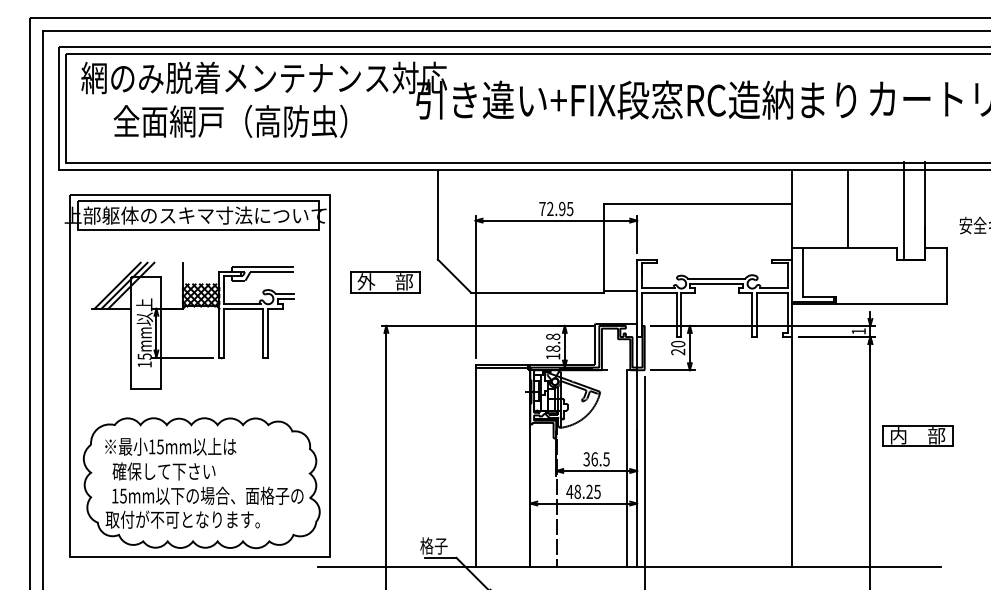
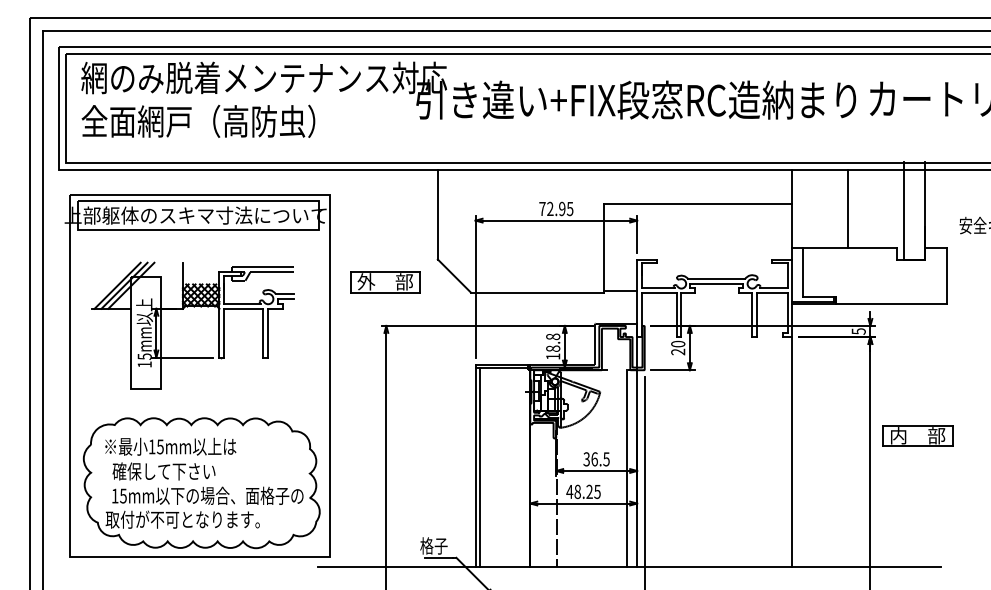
text position: (230, 120) -> (198, 120) (198, 120)
text: 1 -> 5 (858, 331)
line: none -> present (480, 466)
